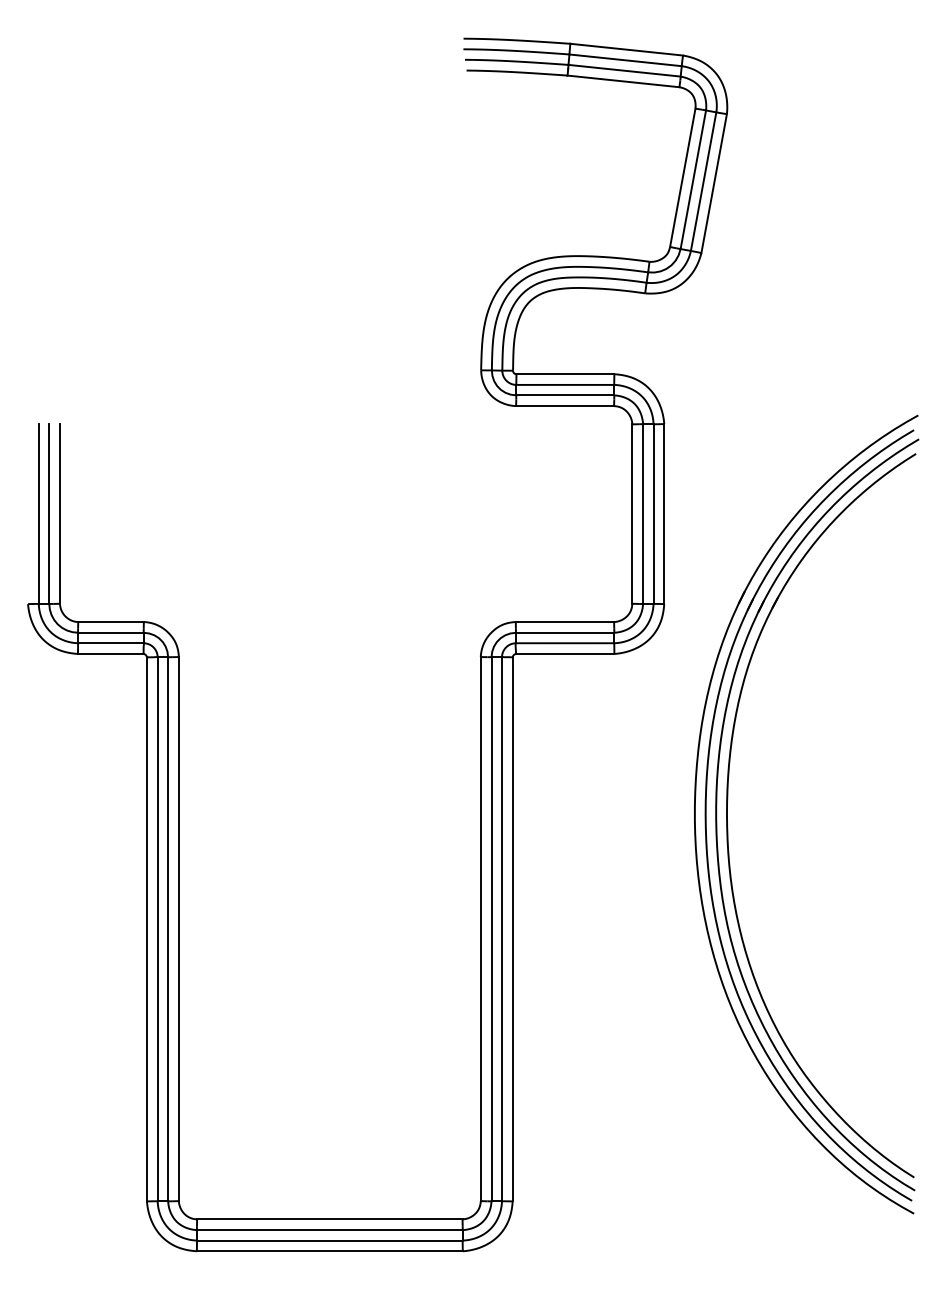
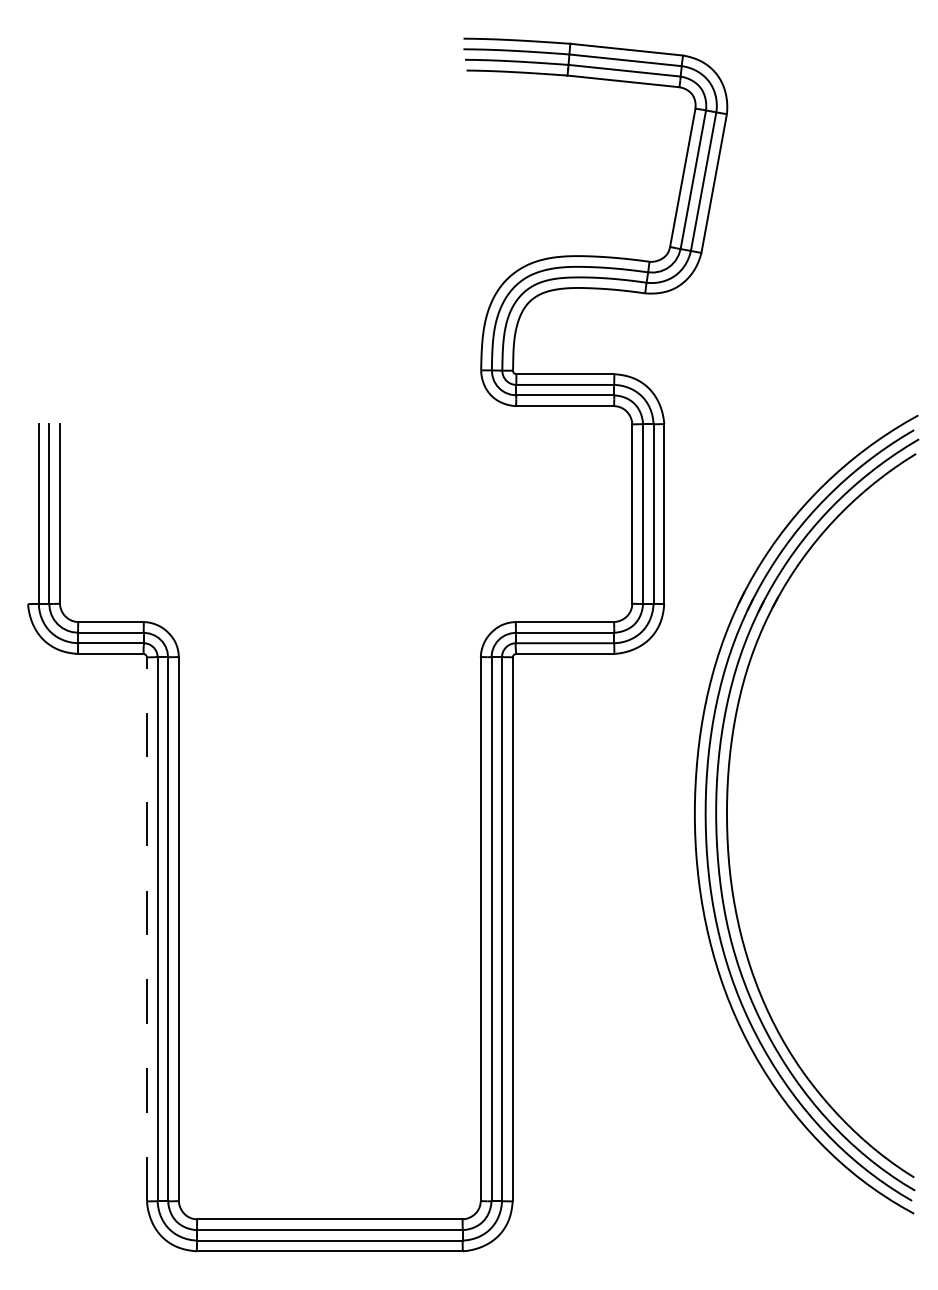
line: solid -> dashed (146, 928)
